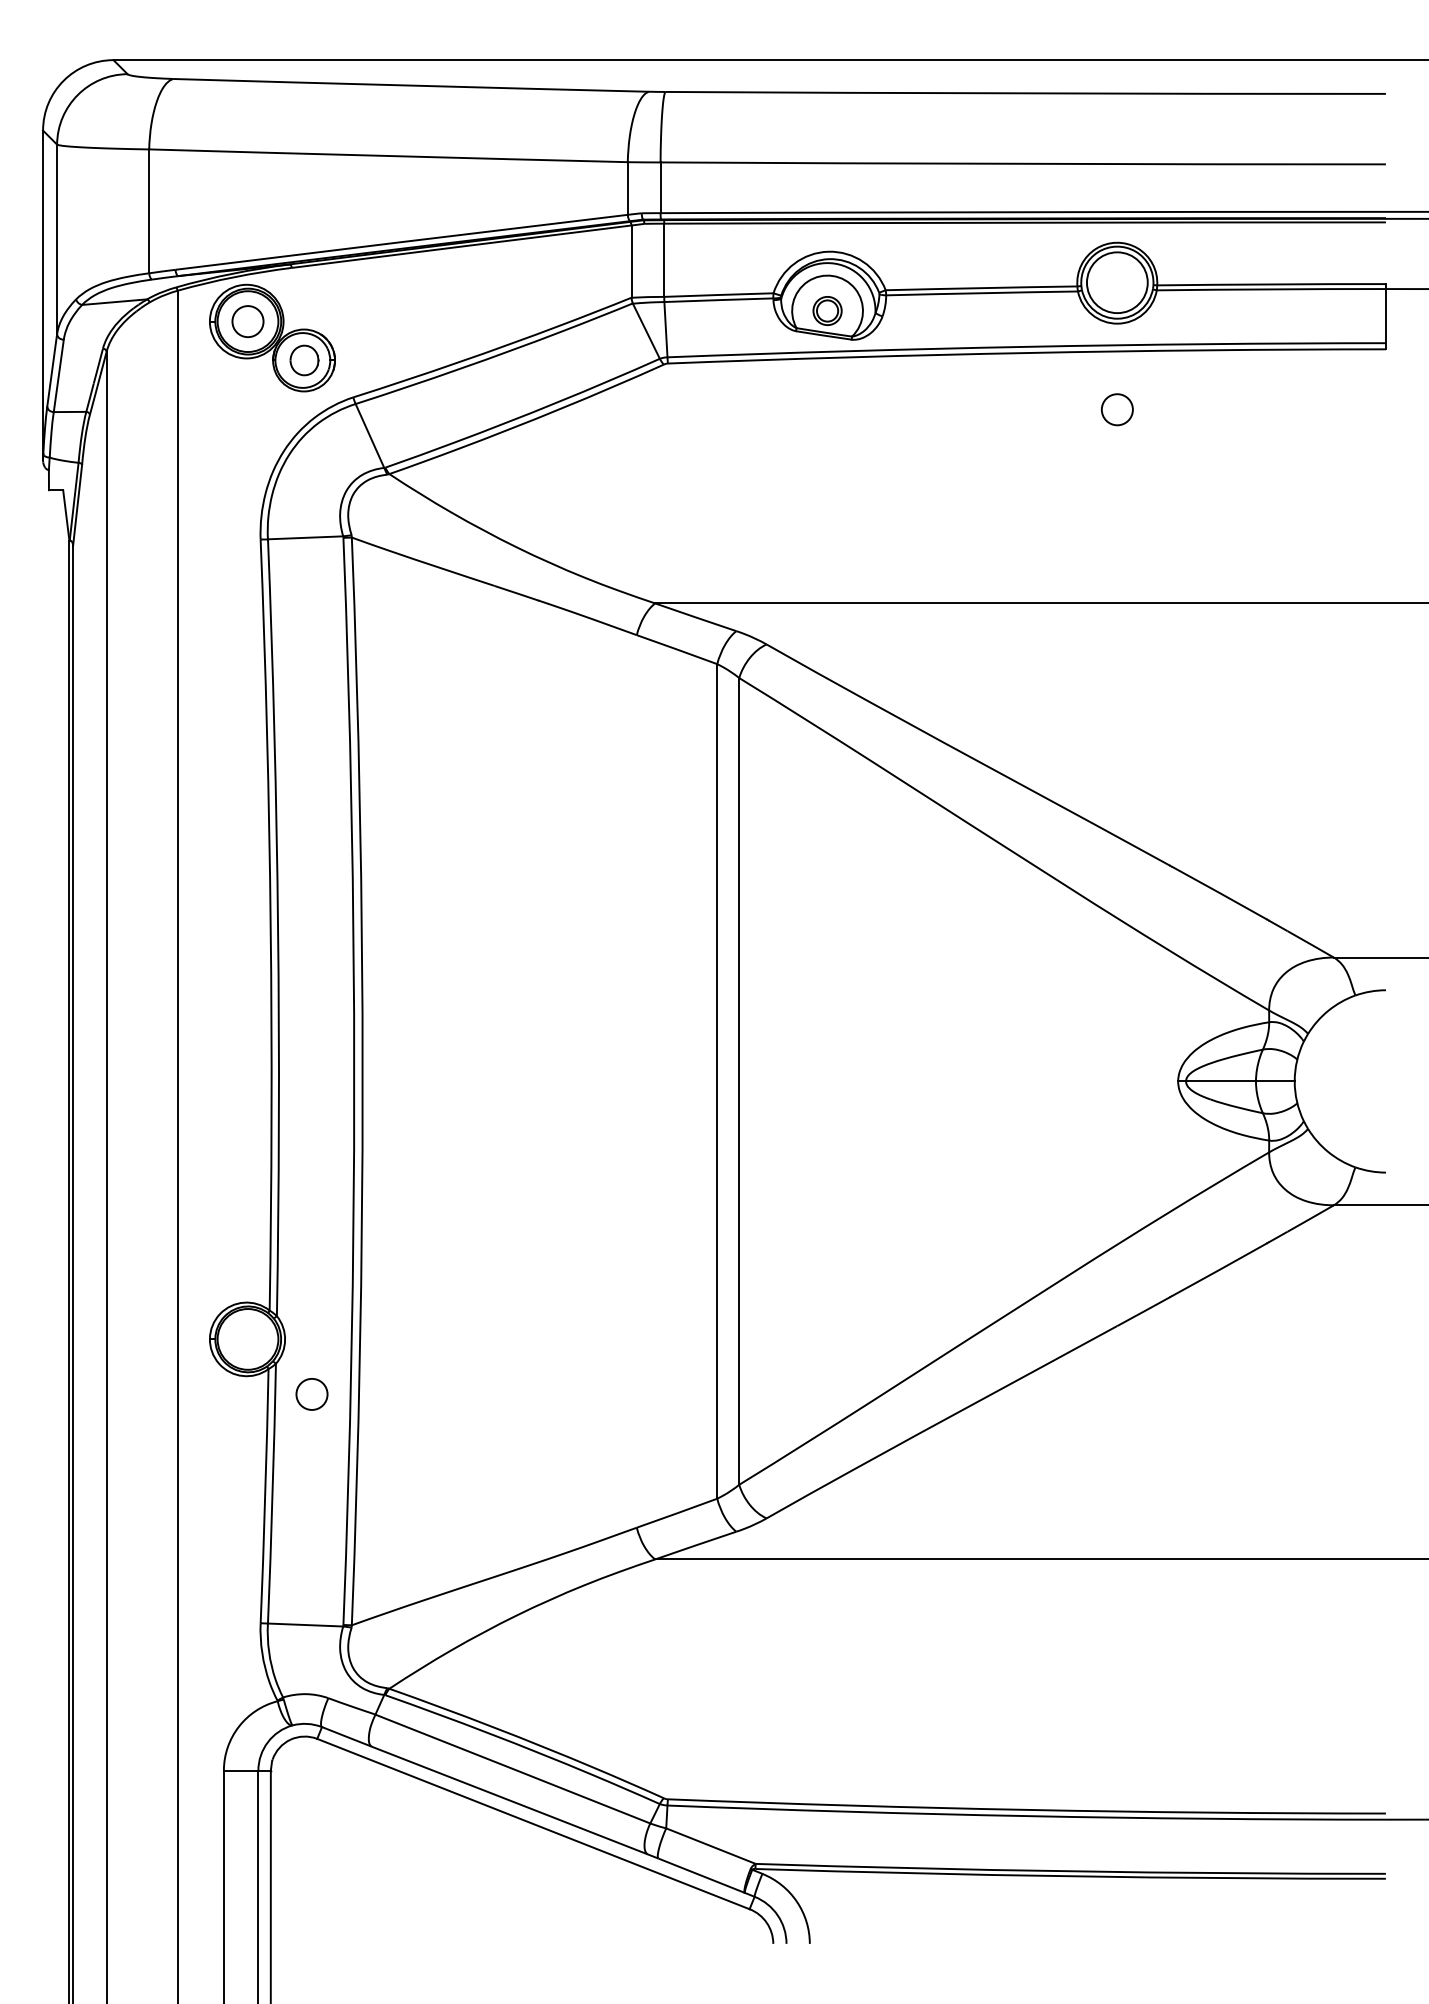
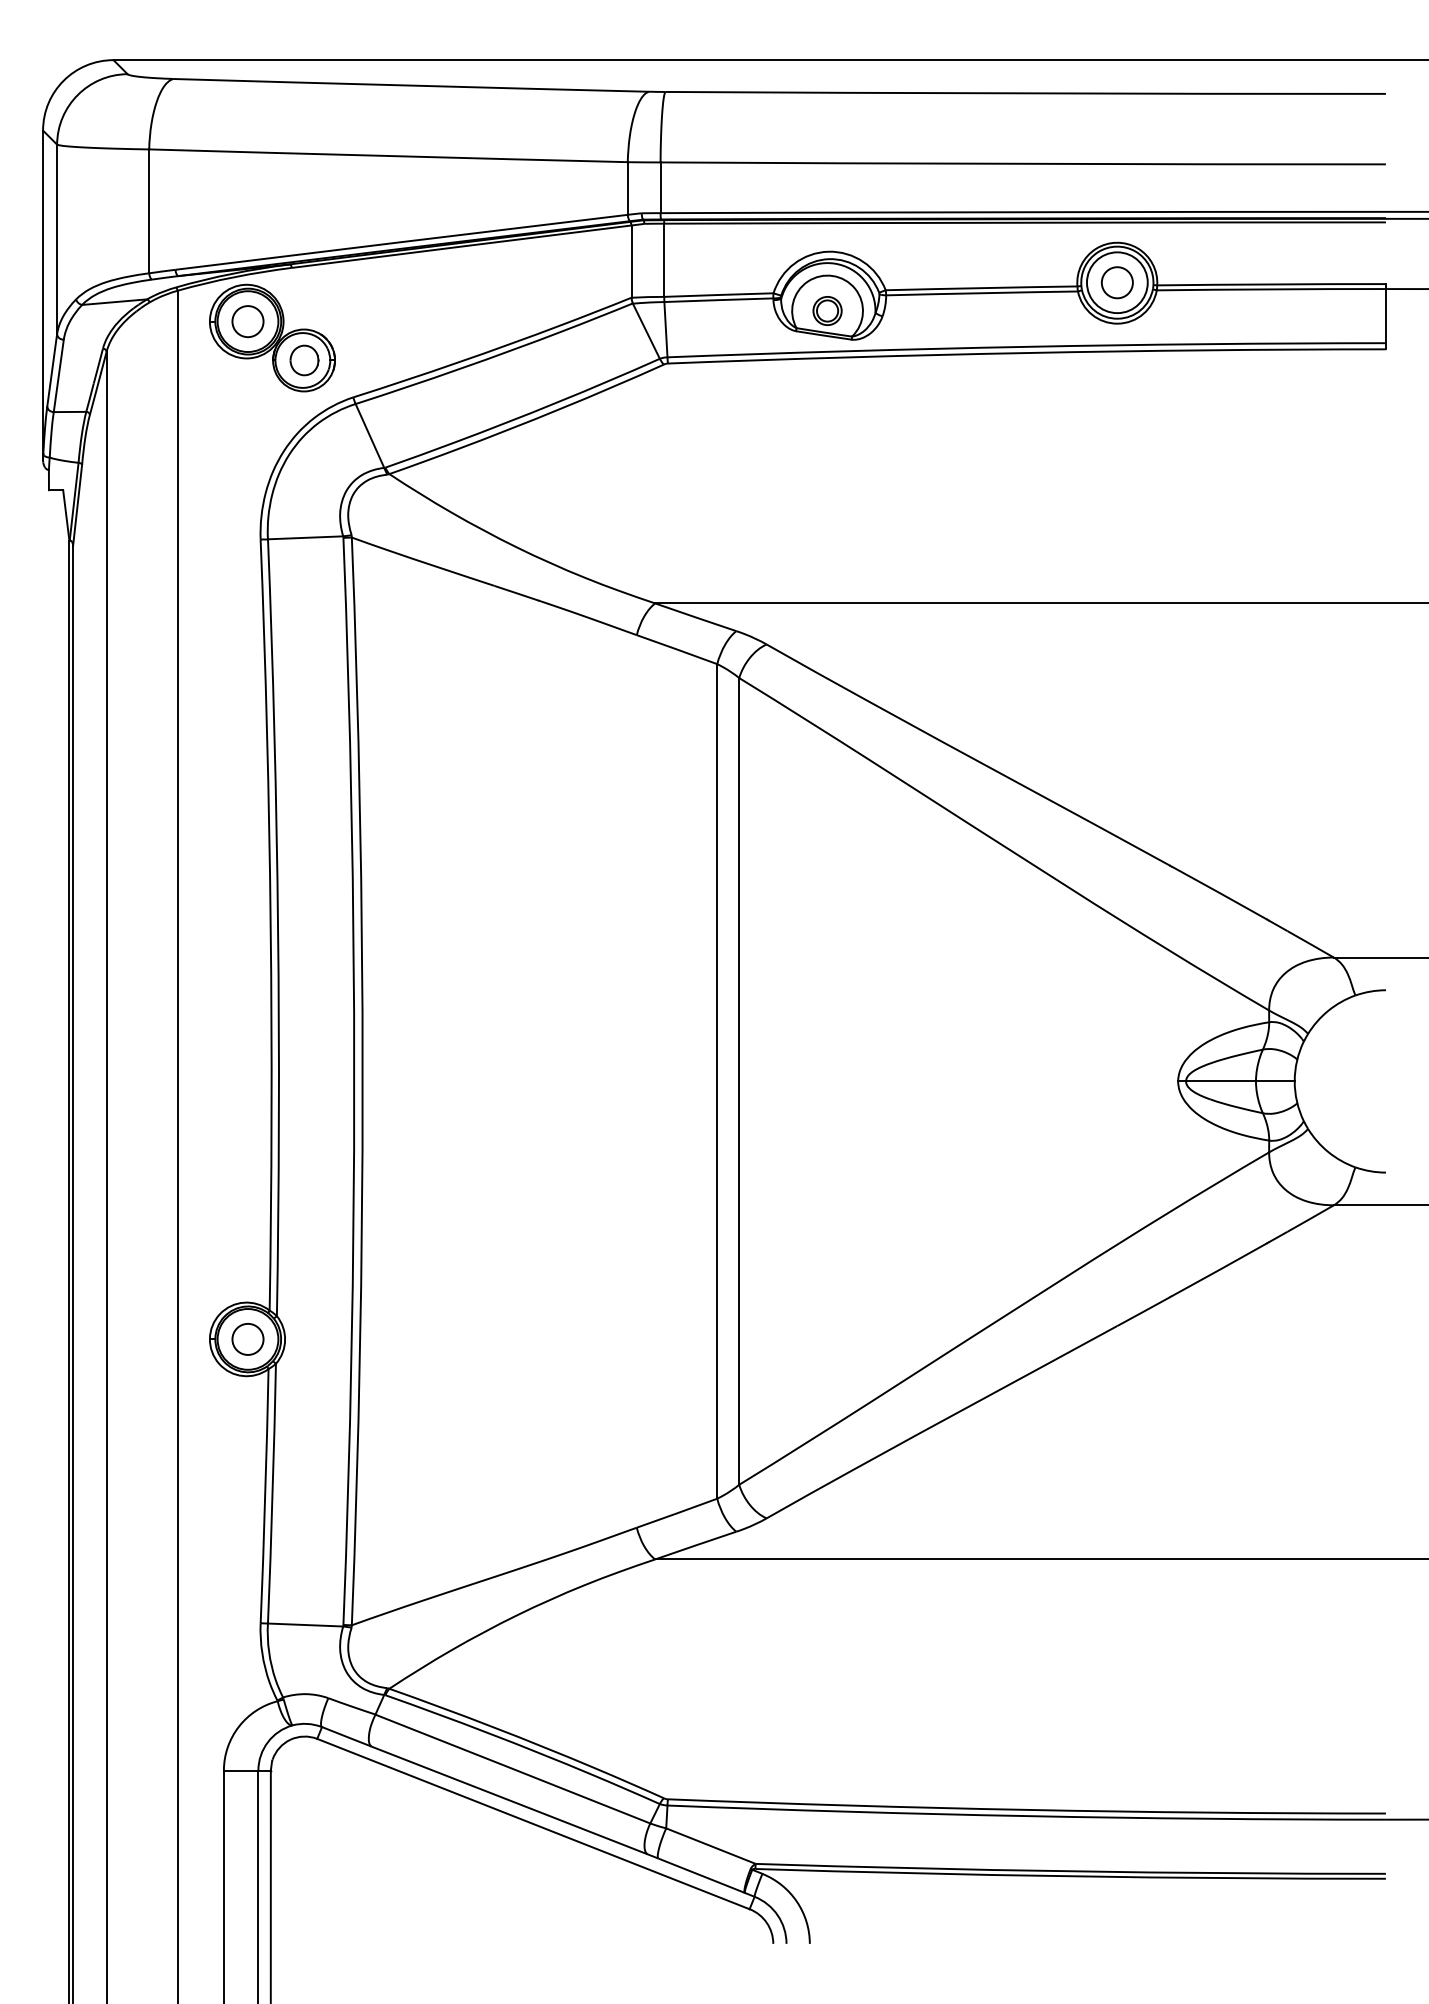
circle position: (1117, 409) -> (1117, 282) (1117, 282)
circle position: (311, 1394) -> (247, 1339) (247, 1339)
